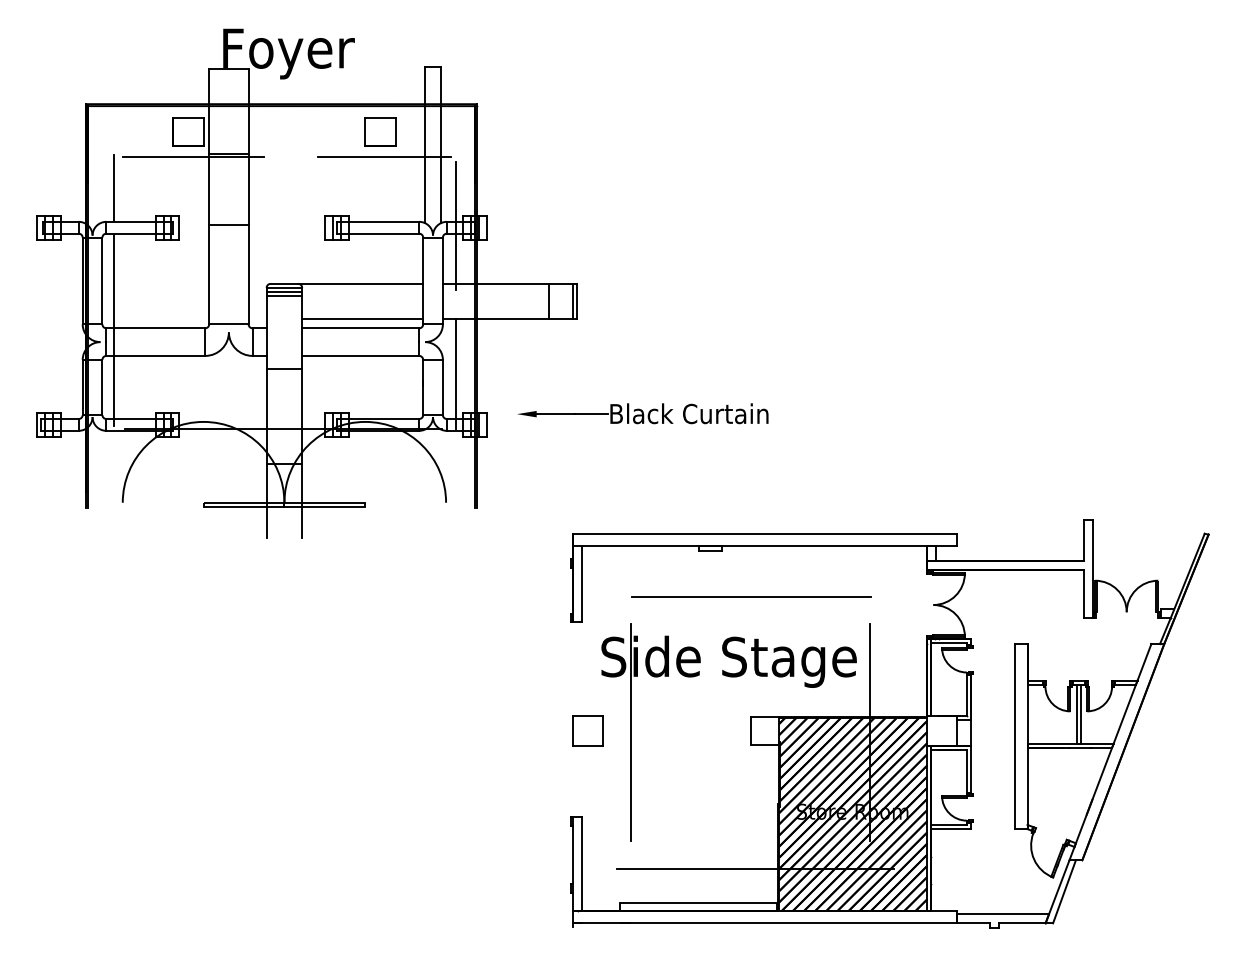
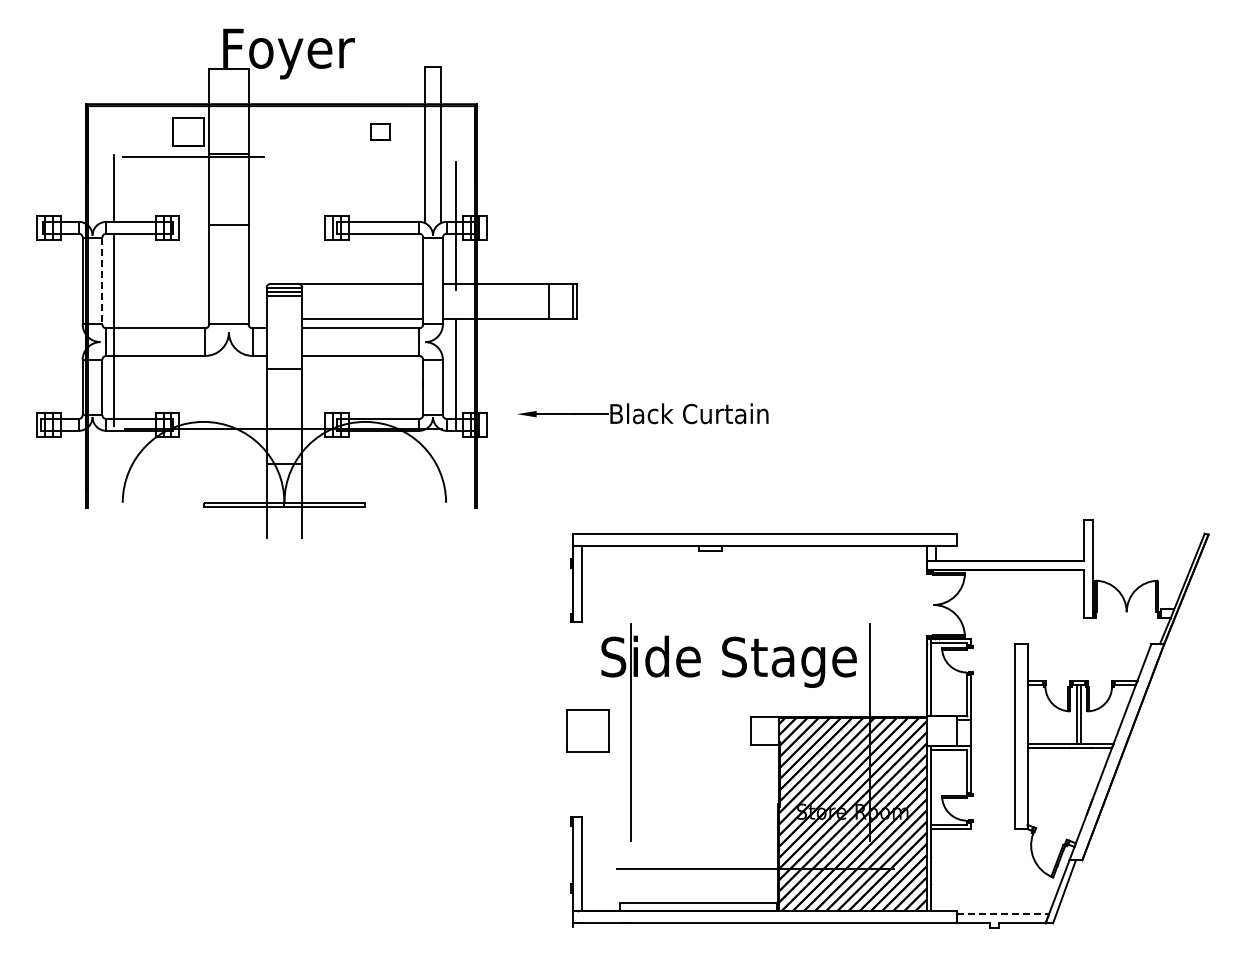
part size: 33x30 px -> 21x18 px (380, 131)
line: present -> none (384, 157)
line: solid -> dashed (102, 281)
line: present -> none (751, 596)
part size: 32x32 px -> 44x44 px (587, 730)
line: solid -> dashed (1003, 914)
